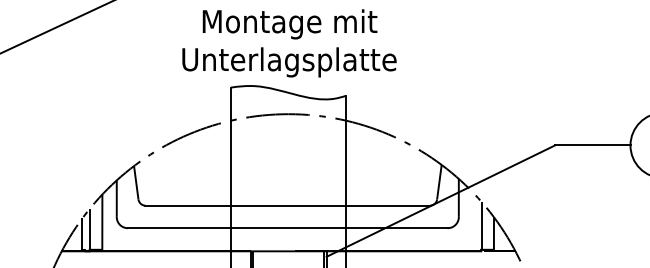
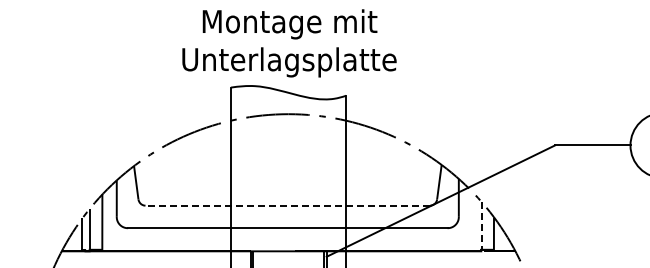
line: present -> none (56, 27)
line: solid -> dashed (287, 205)
line: solid -> dashed (481, 225)
